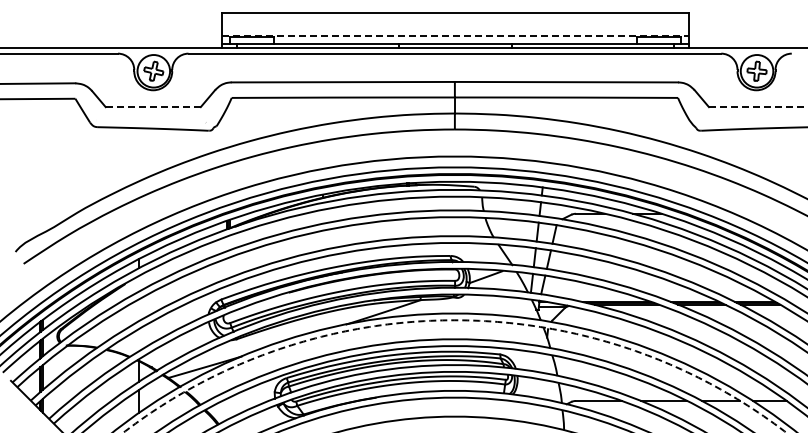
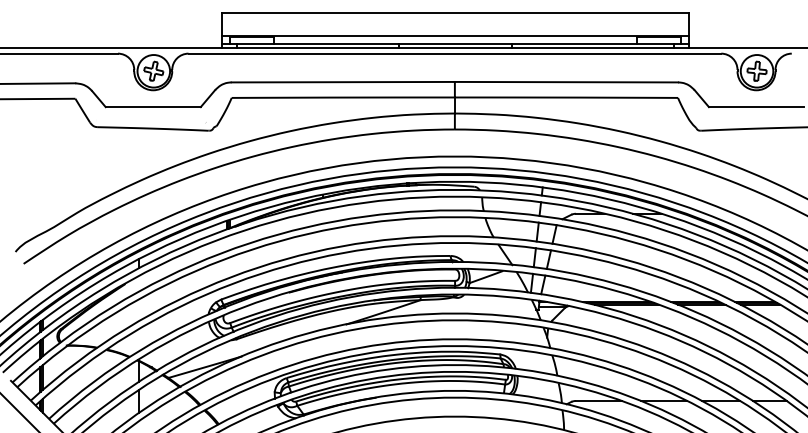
line: dashed -> solid (455, 36)
line: dashed -> solid (153, 107)
line: dashed -> solid (756, 107)
arc: dashed -> solid (454, 320)
line: none -> present (19, 412)
